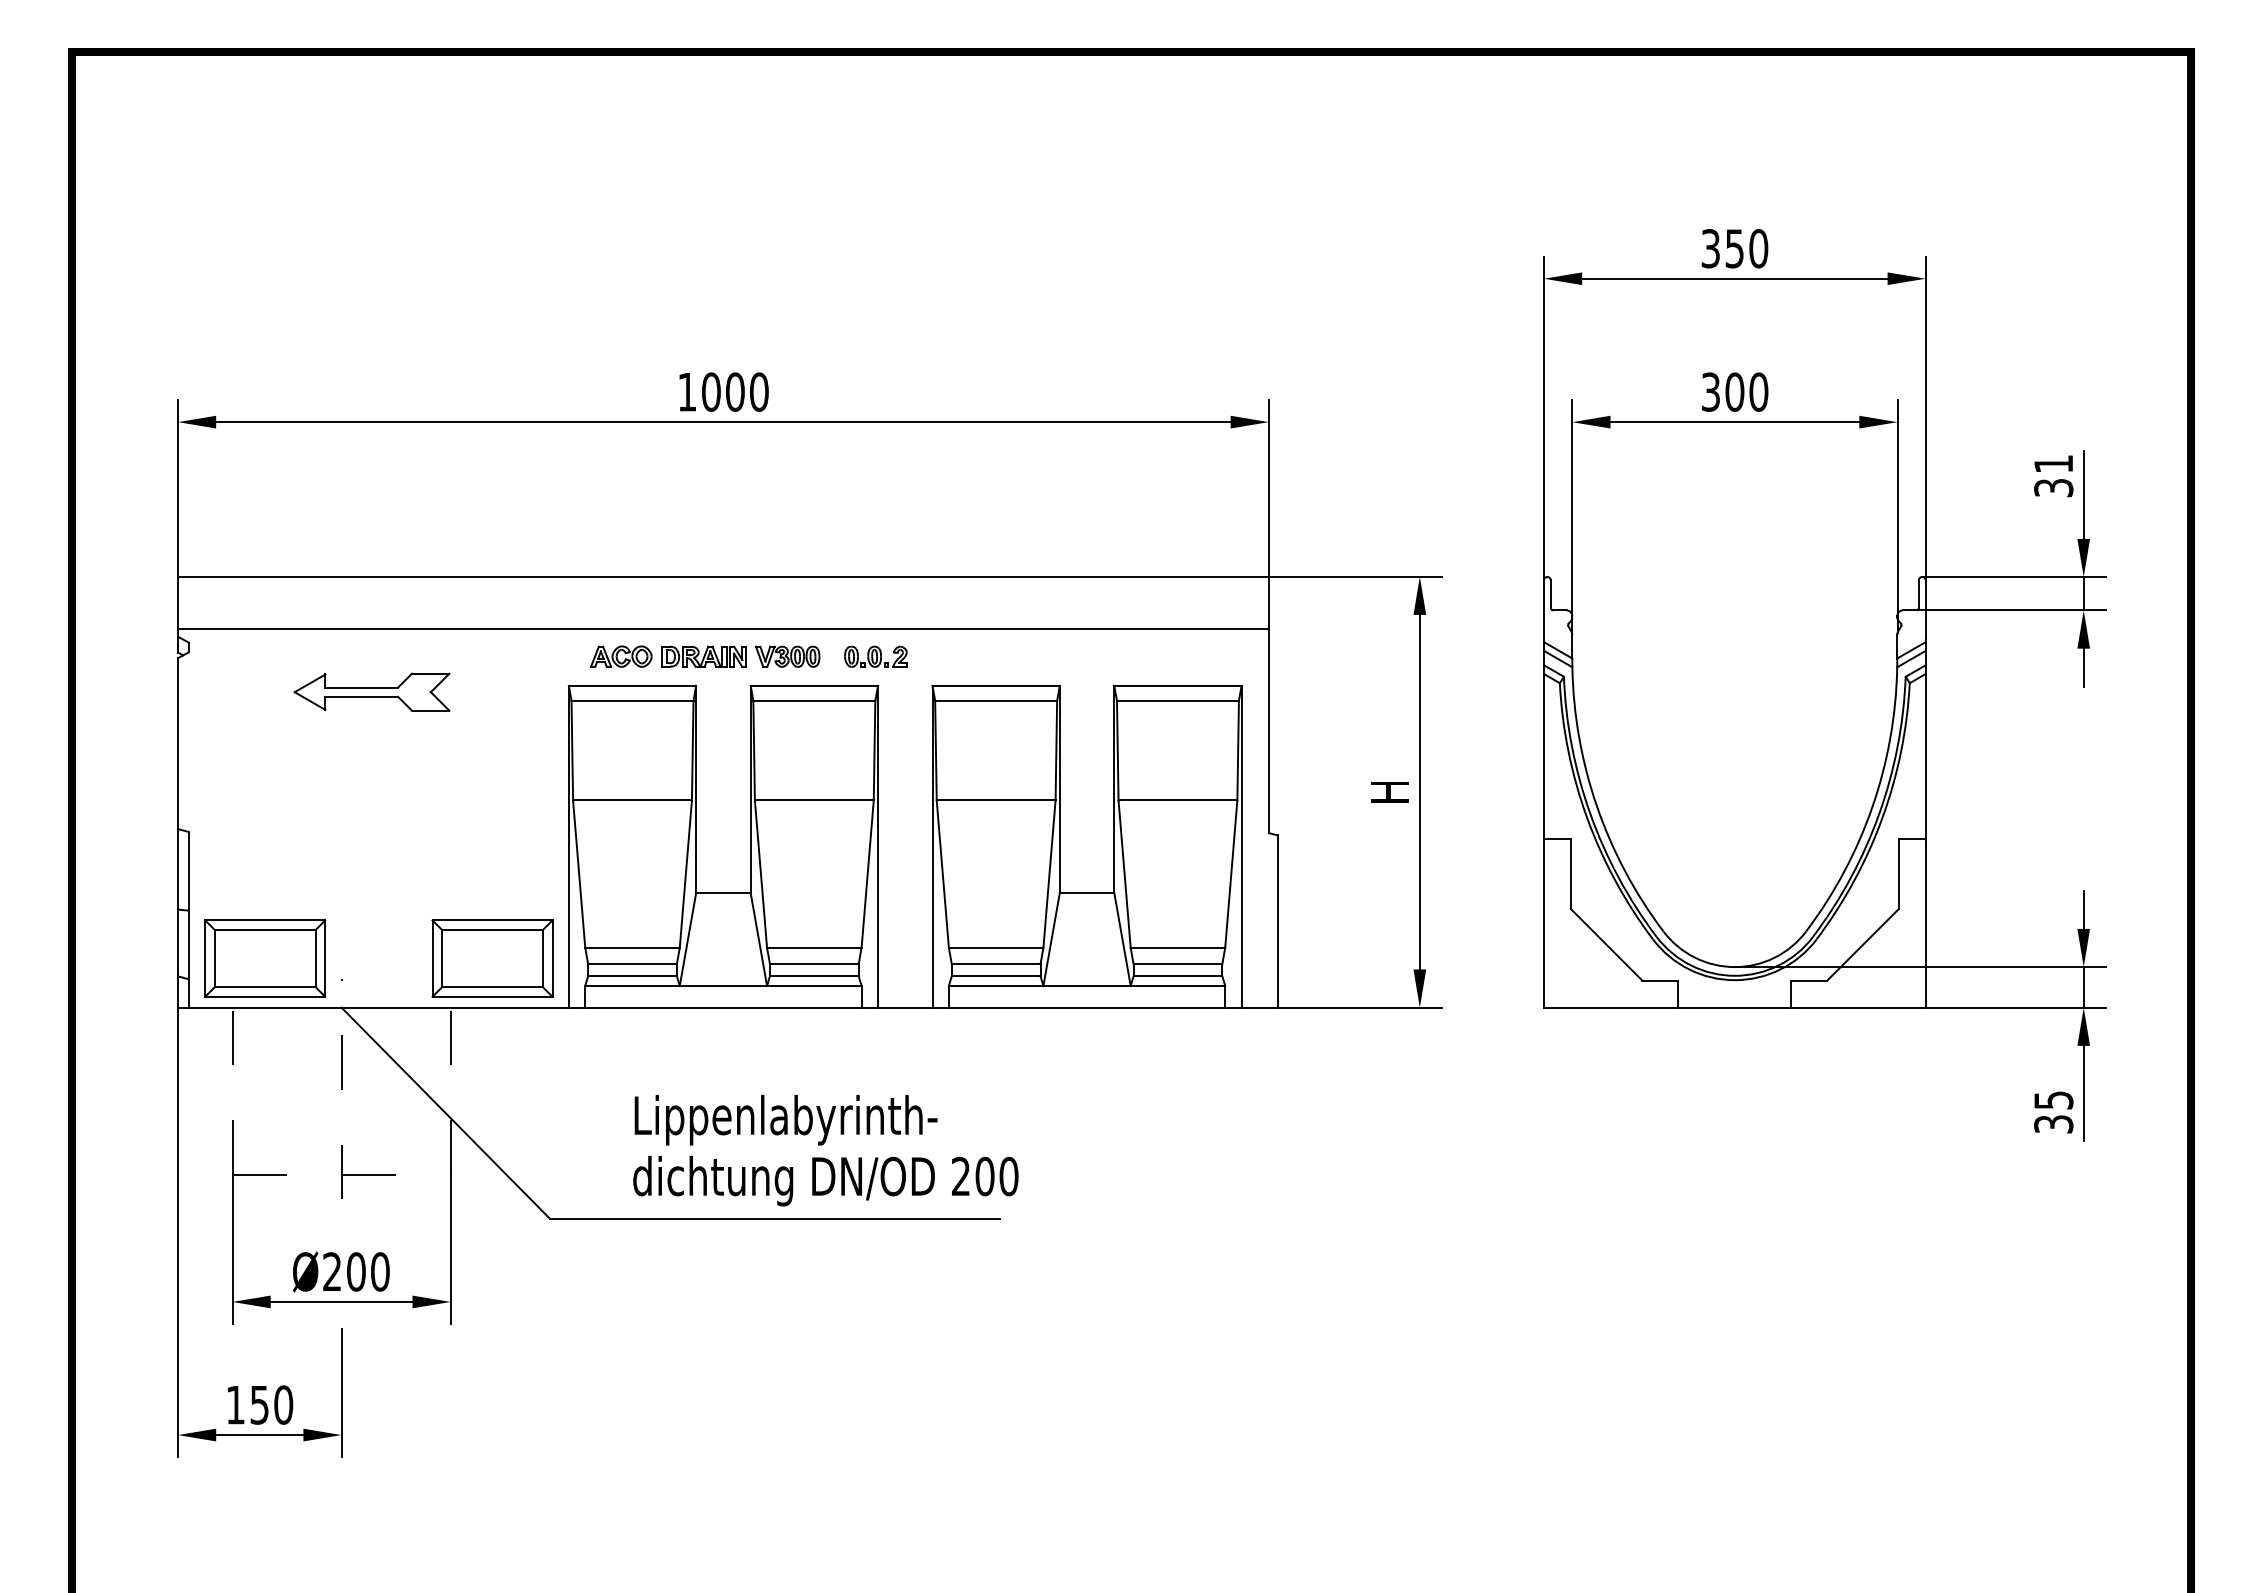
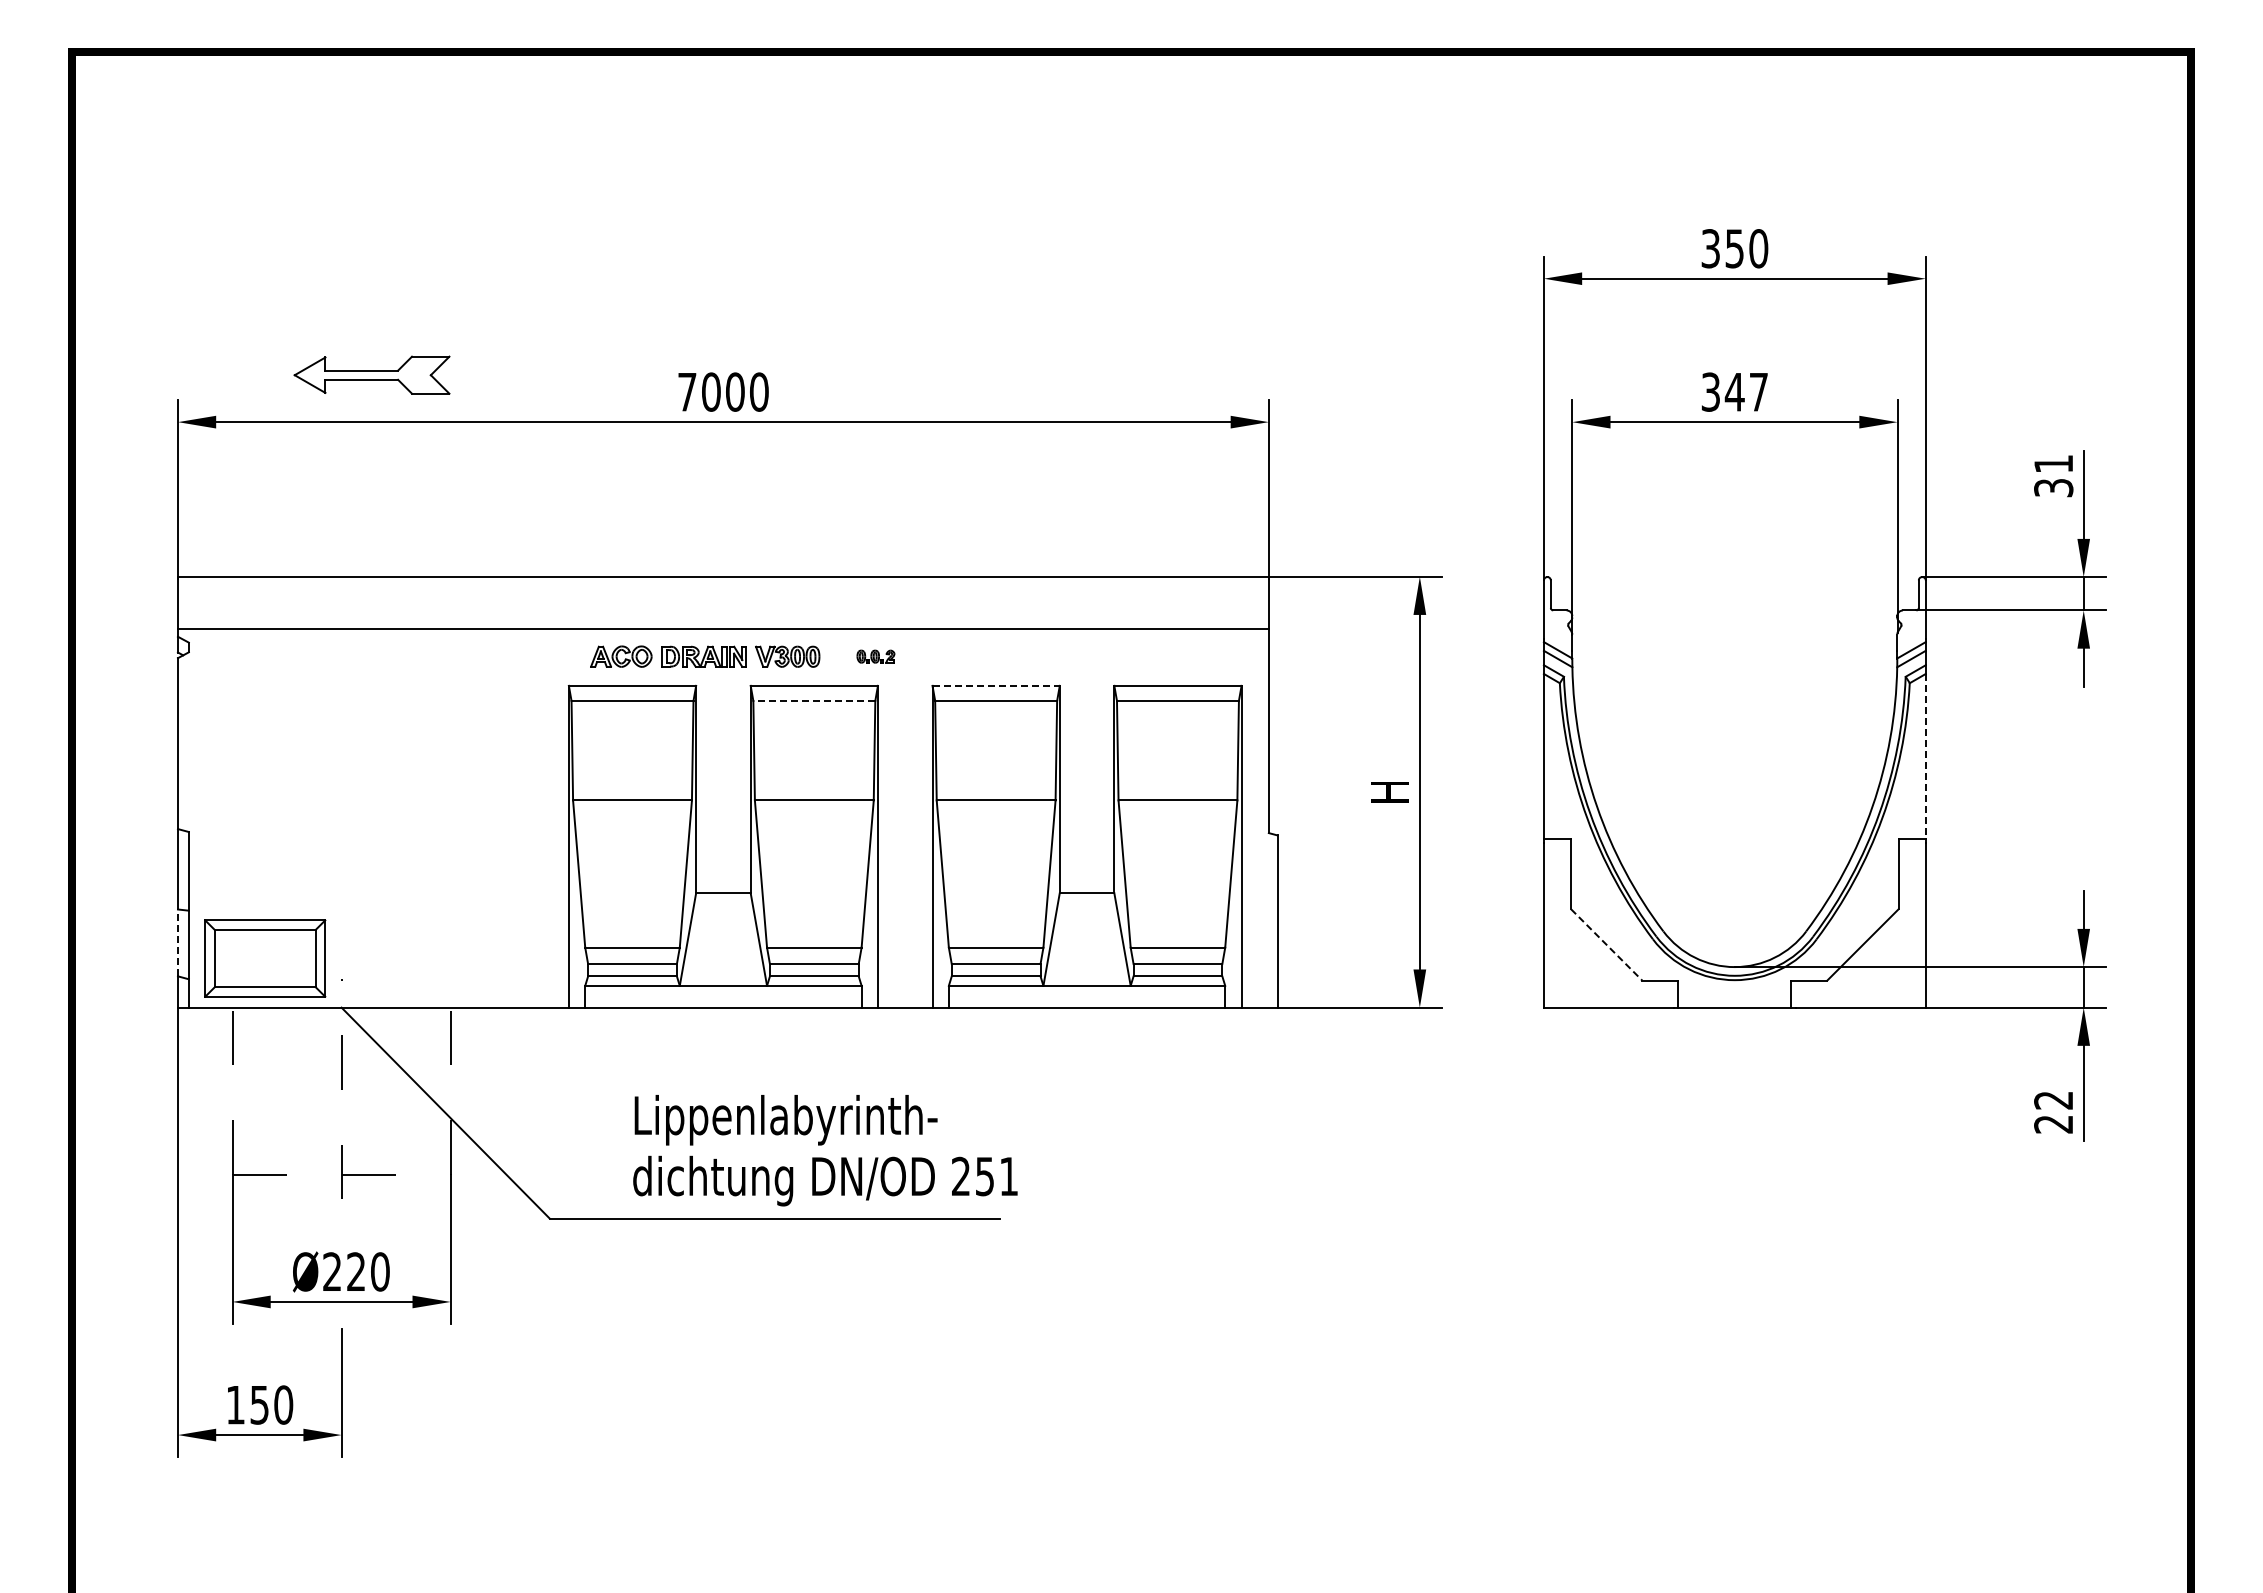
text: 300 -> 347 (1746, 391)
text: 1000 -> 7000 (687, 392)
part size: 64x23 px -> 40x15 px (875, 656)
line: solid -> dashed (996, 685)
part position: (371, 691) -> (371, 374) (371, 374)
line: solid -> dashed (814, 700)
line: solid -> dashed (1925, 756)
line: solid -> dashed (177, 942)
line: solid -> dashed (1607, 945)
part: present -> none (492, 958)
text: 35 -> 22 (2053, 1112)
text: 200 -> 251 (996, 1176)
text: Ø200 -> Ø220 (356, 1271)
